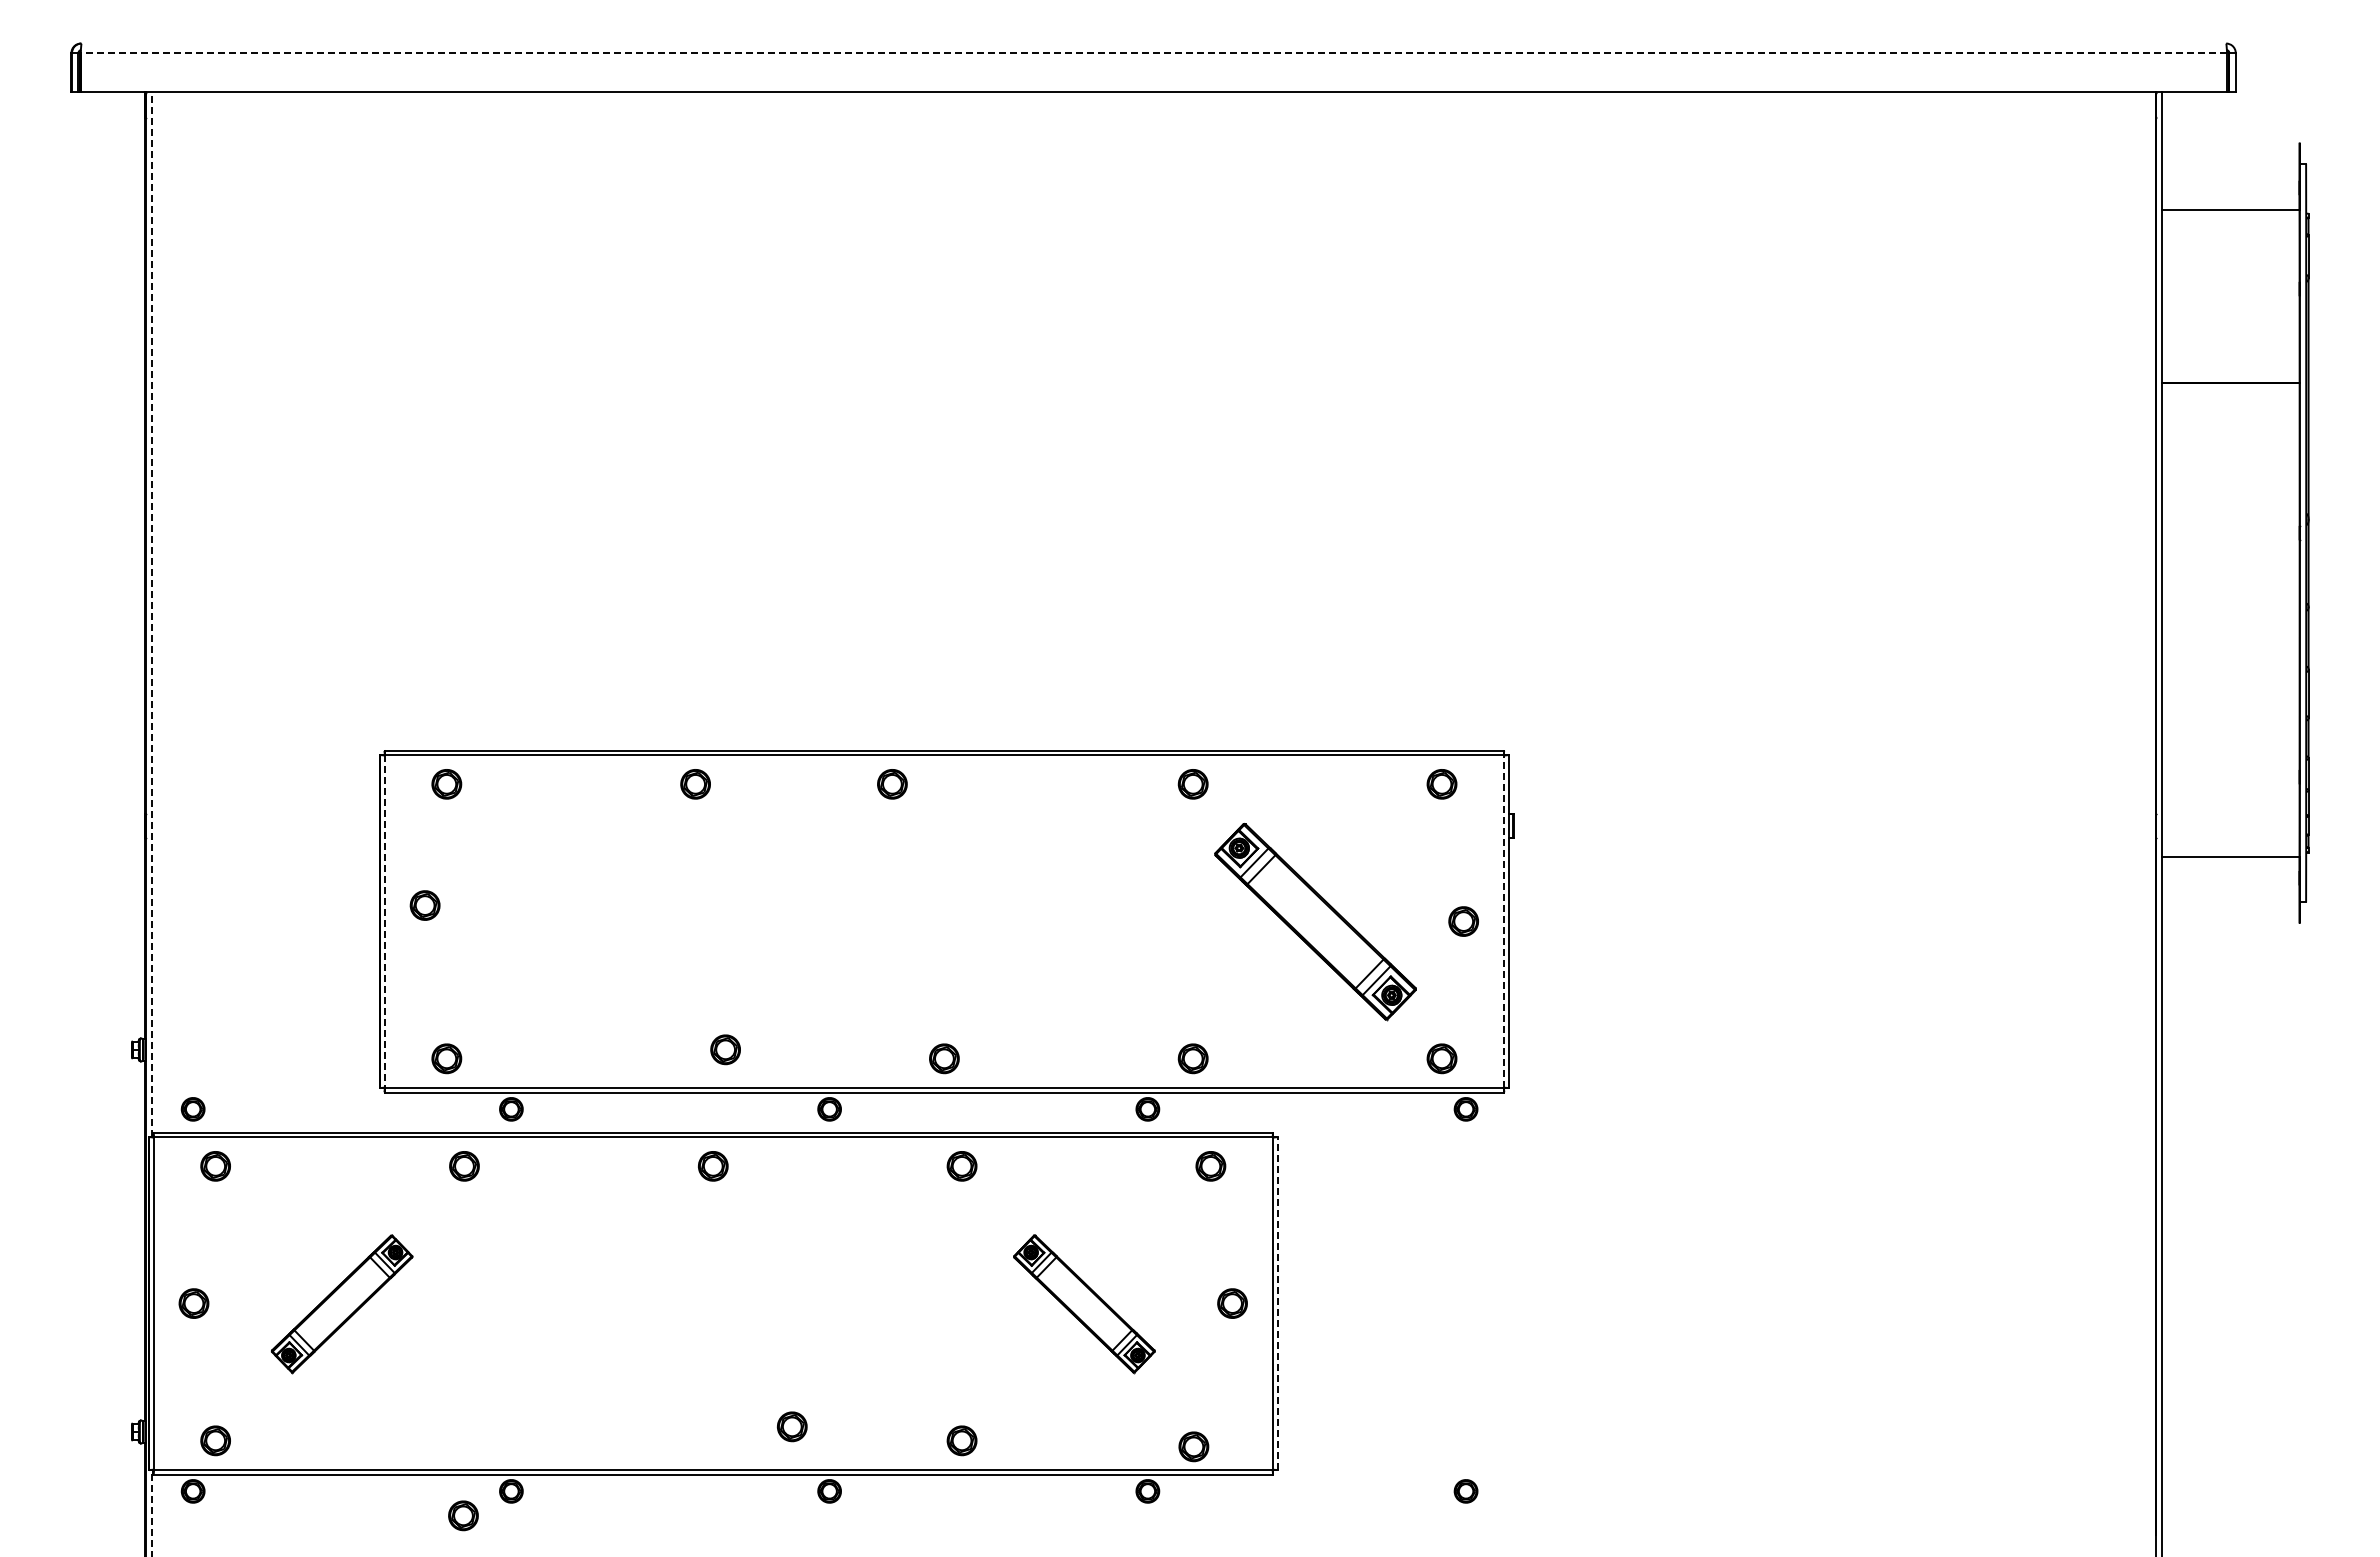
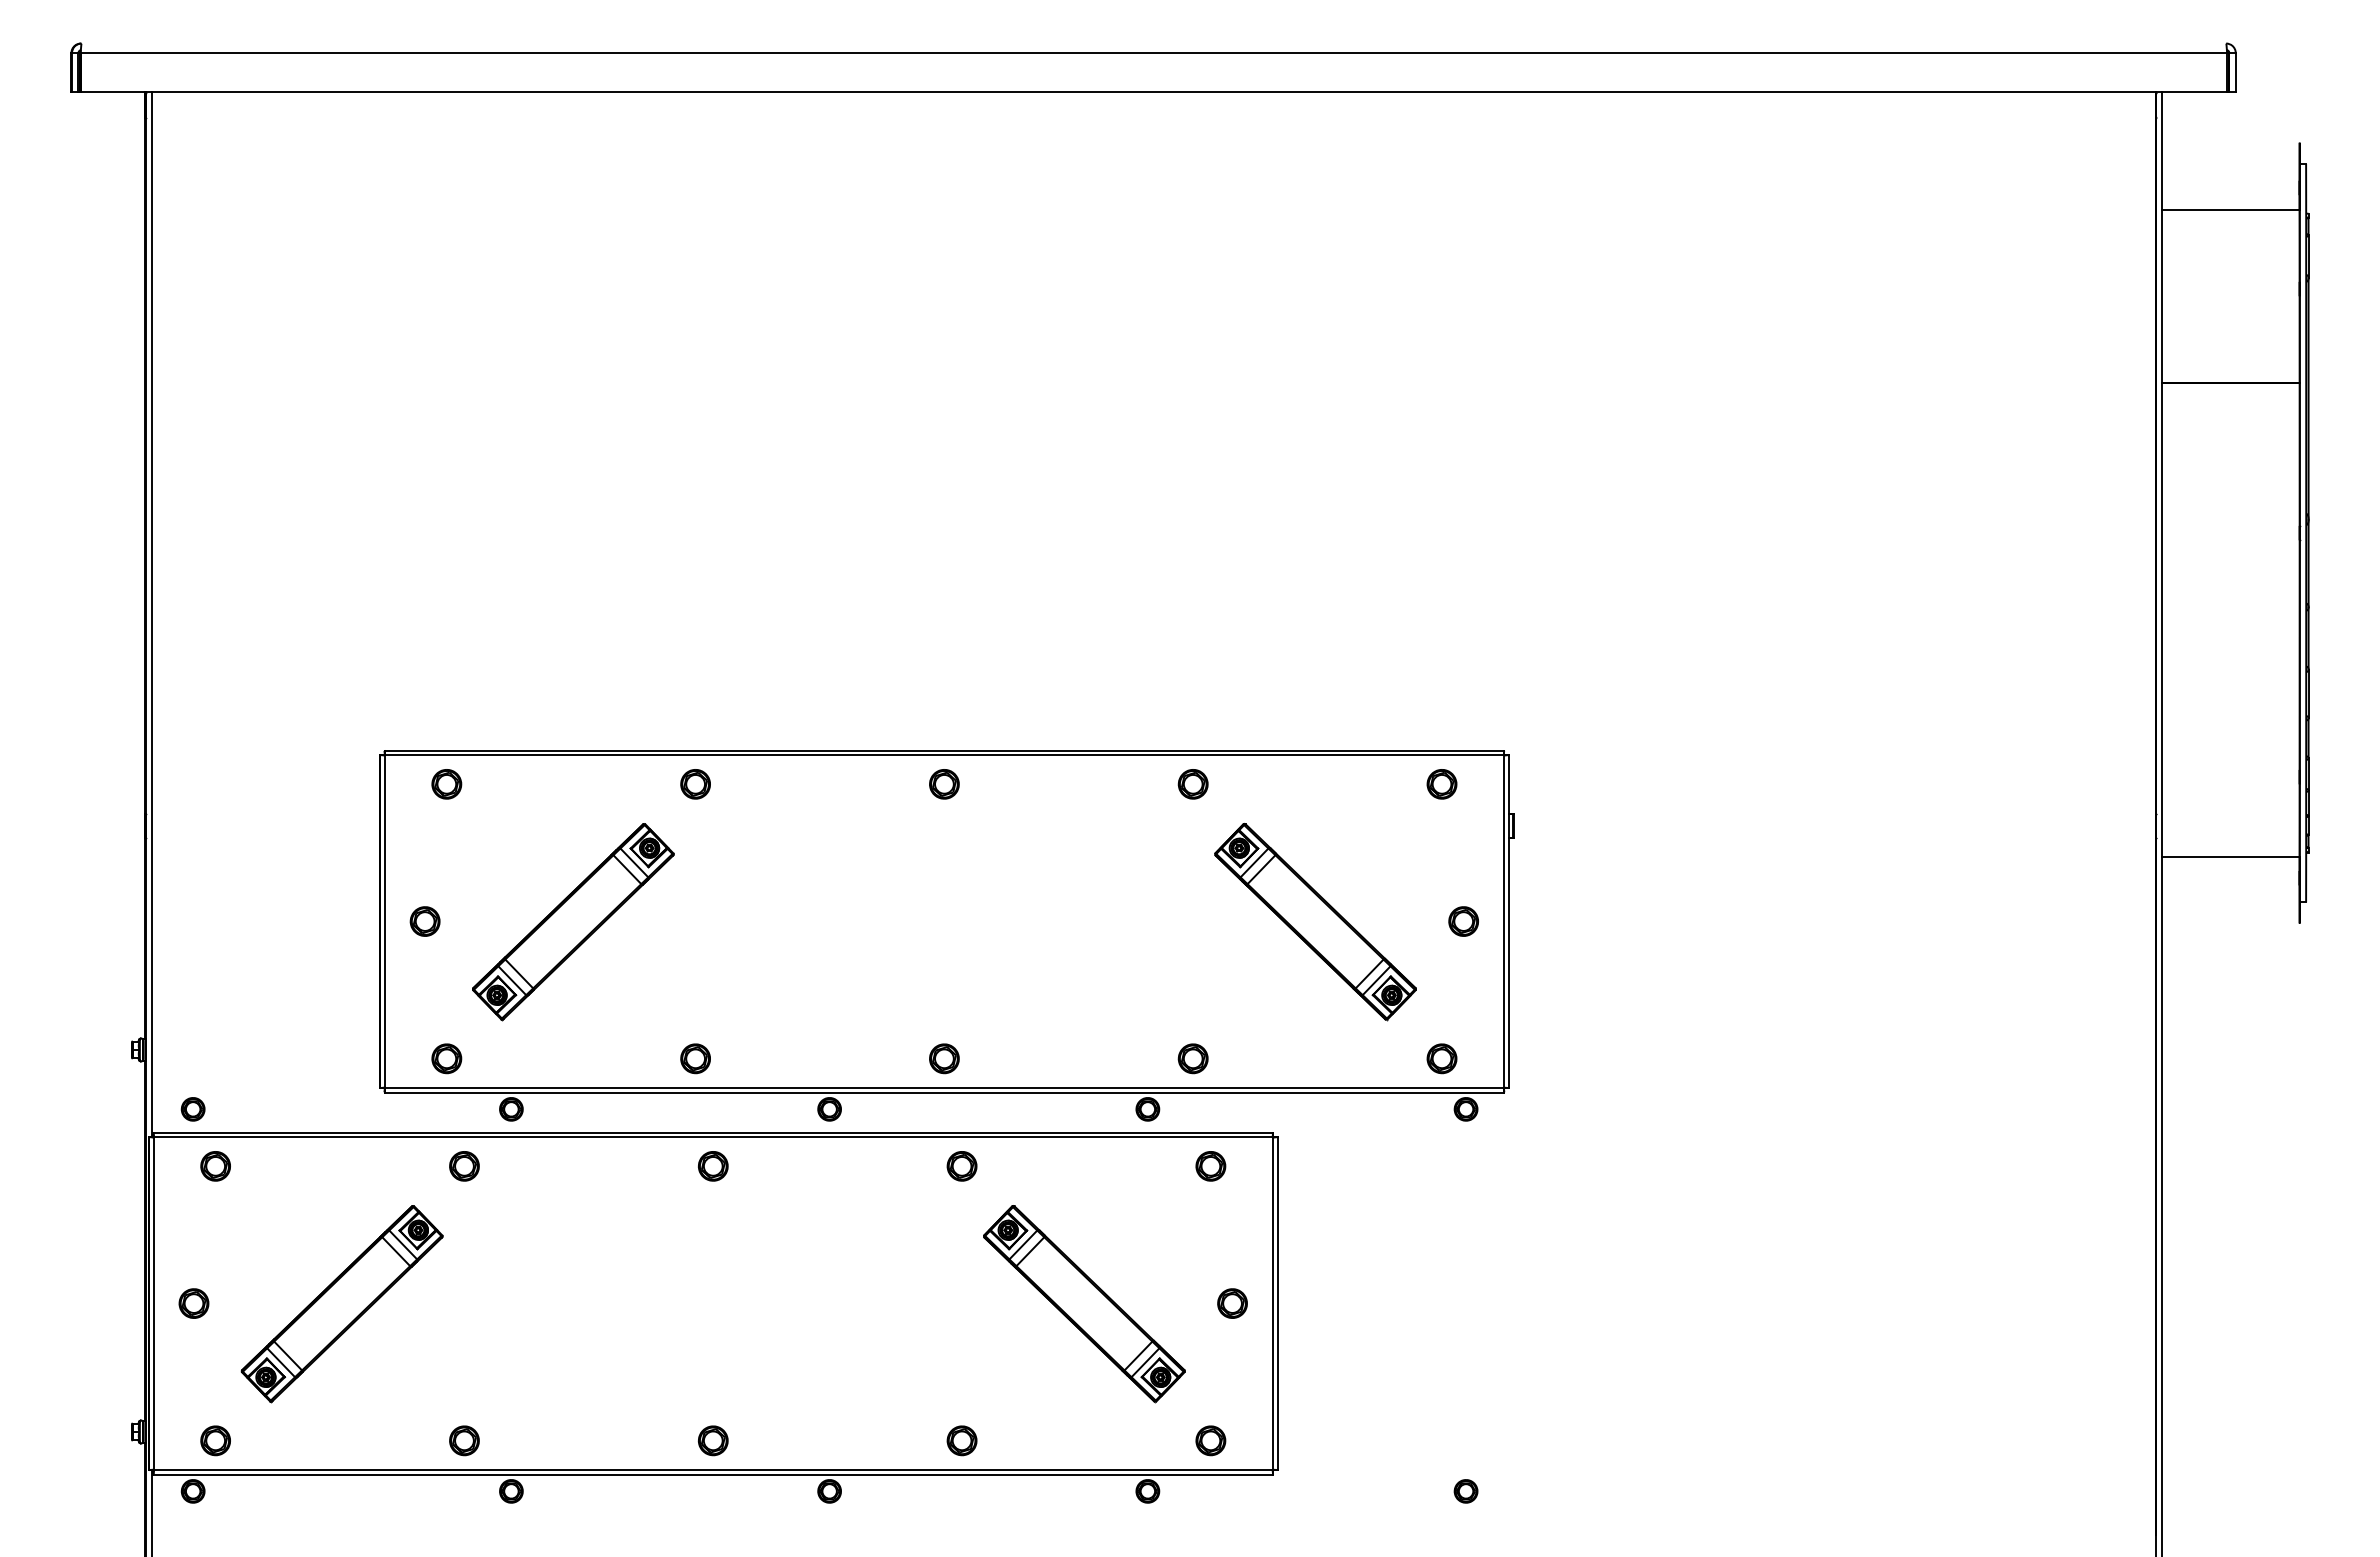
line: dashed -> solid (1153, 53)
line: dashed -> solid (152, 614)
part position: (892, 784) -> (944, 784) (944, 784)
part position: (424, 905) -> (424, 921) (424, 921)
line: dashed -> solid (1503, 921)
line: dashed -> solid (385, 922)
part: none -> present (573, 922)
part position: (725, 1049) -> (695, 1058) (695, 1058)
line: dashed -> solid (1277, 1303)
part size: 144x141 px -> 204x199 px (341, 1304)
part size: 143x141 px -> 203x199 px (1084, 1304)
part position: (791, 1426) -> (712, 1440) (712, 1440)
part position: (1193, 1446) -> (1210, 1440) (1210, 1440)
line: dashed -> solid (152, 1513)
part position: (463, 1515) -> (464, 1440) (464, 1440)
